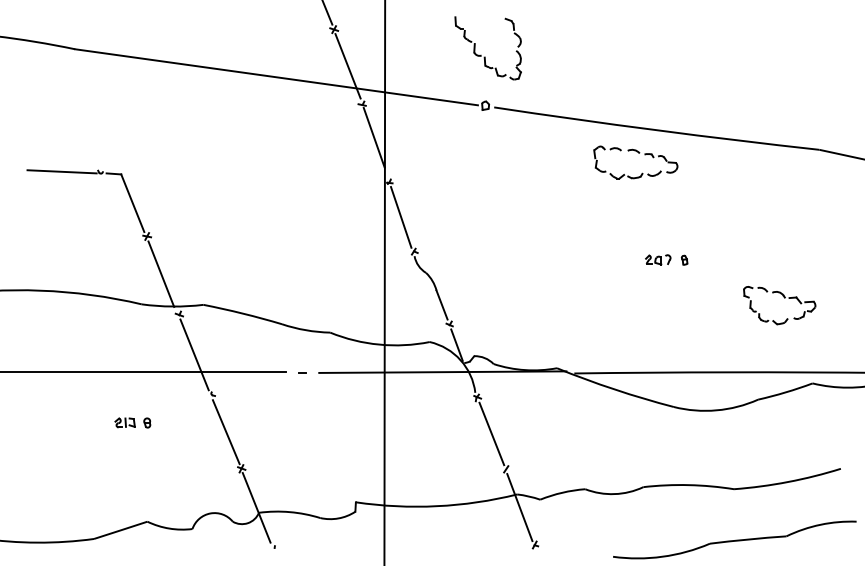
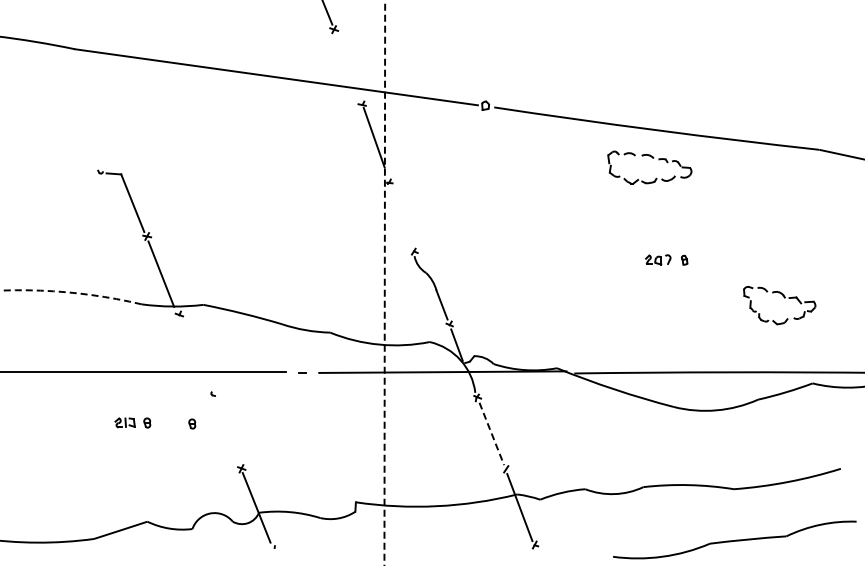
part: present -> none (485, 56)
line: present -> none (347, 66)
part position: (638, 153) -> (652, 158) (652, 158)
line: present -> none (61, 171)
line: present -> none (401, 217)
line: solid -> dashed (384, 283)
arc: solid -> dashed (71, 292)
line: present -> none (194, 354)
part: none -> present (192, 423)
line: present -> none (225, 432)
line: solid -> dashed (491, 433)
